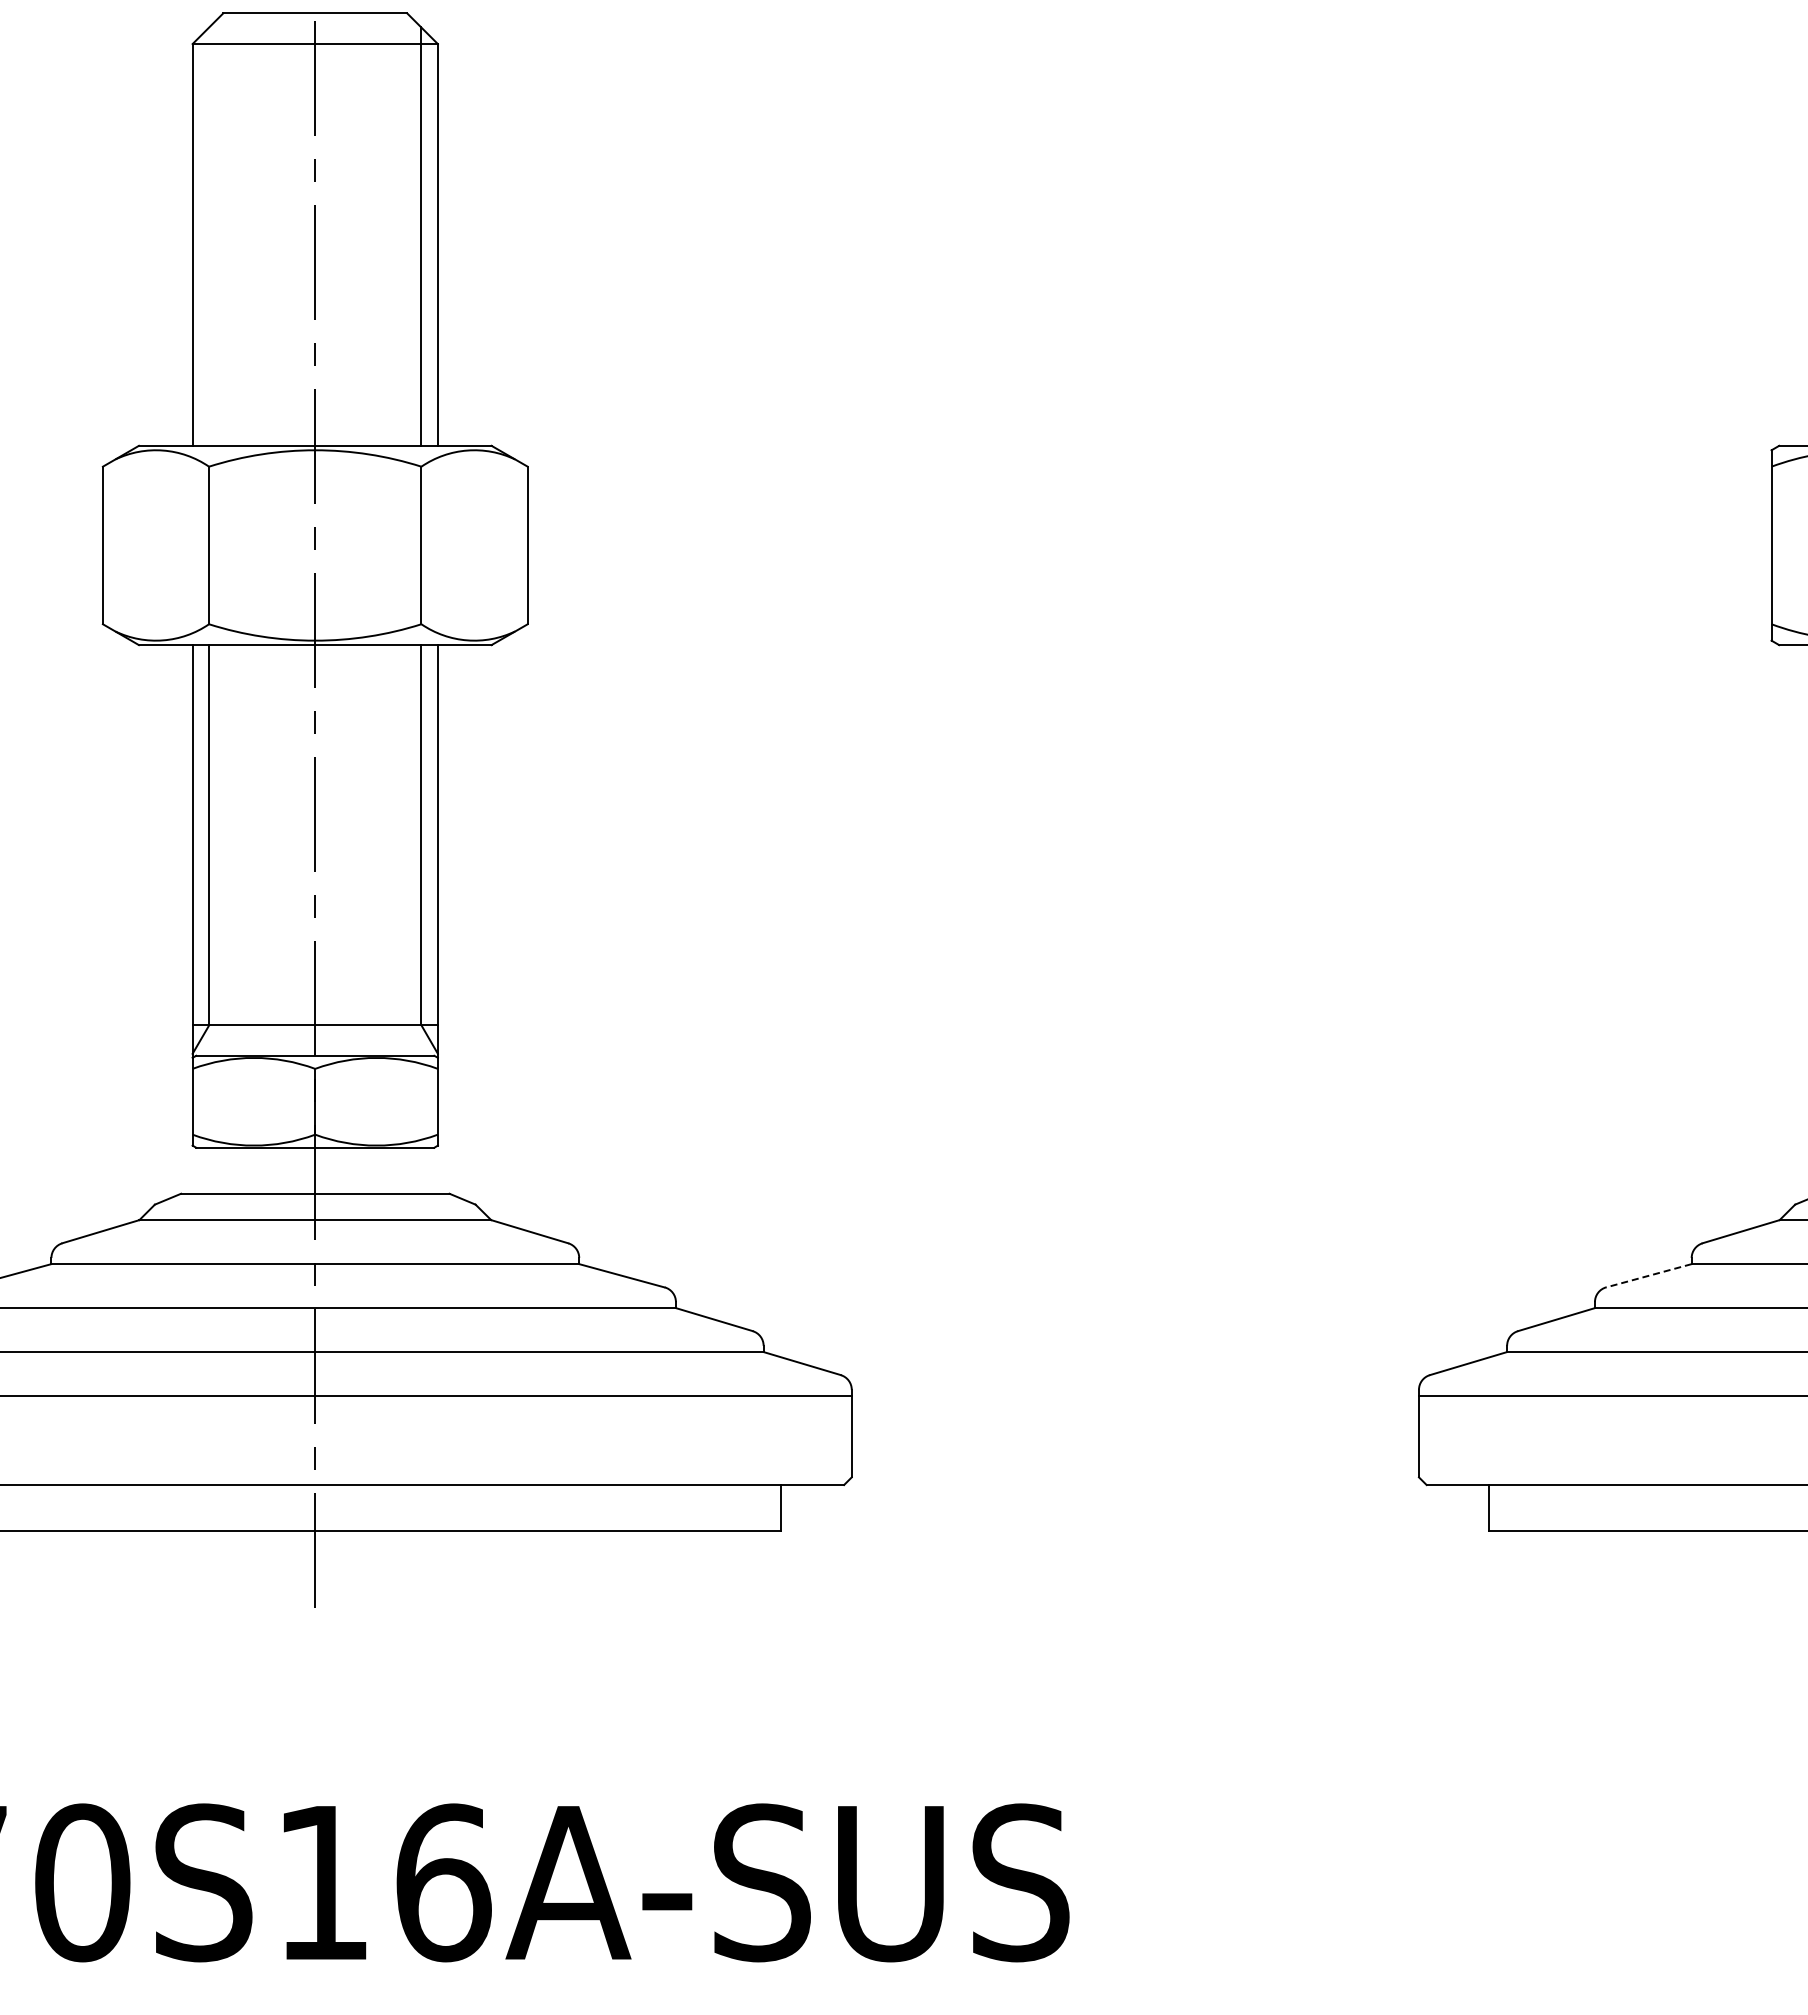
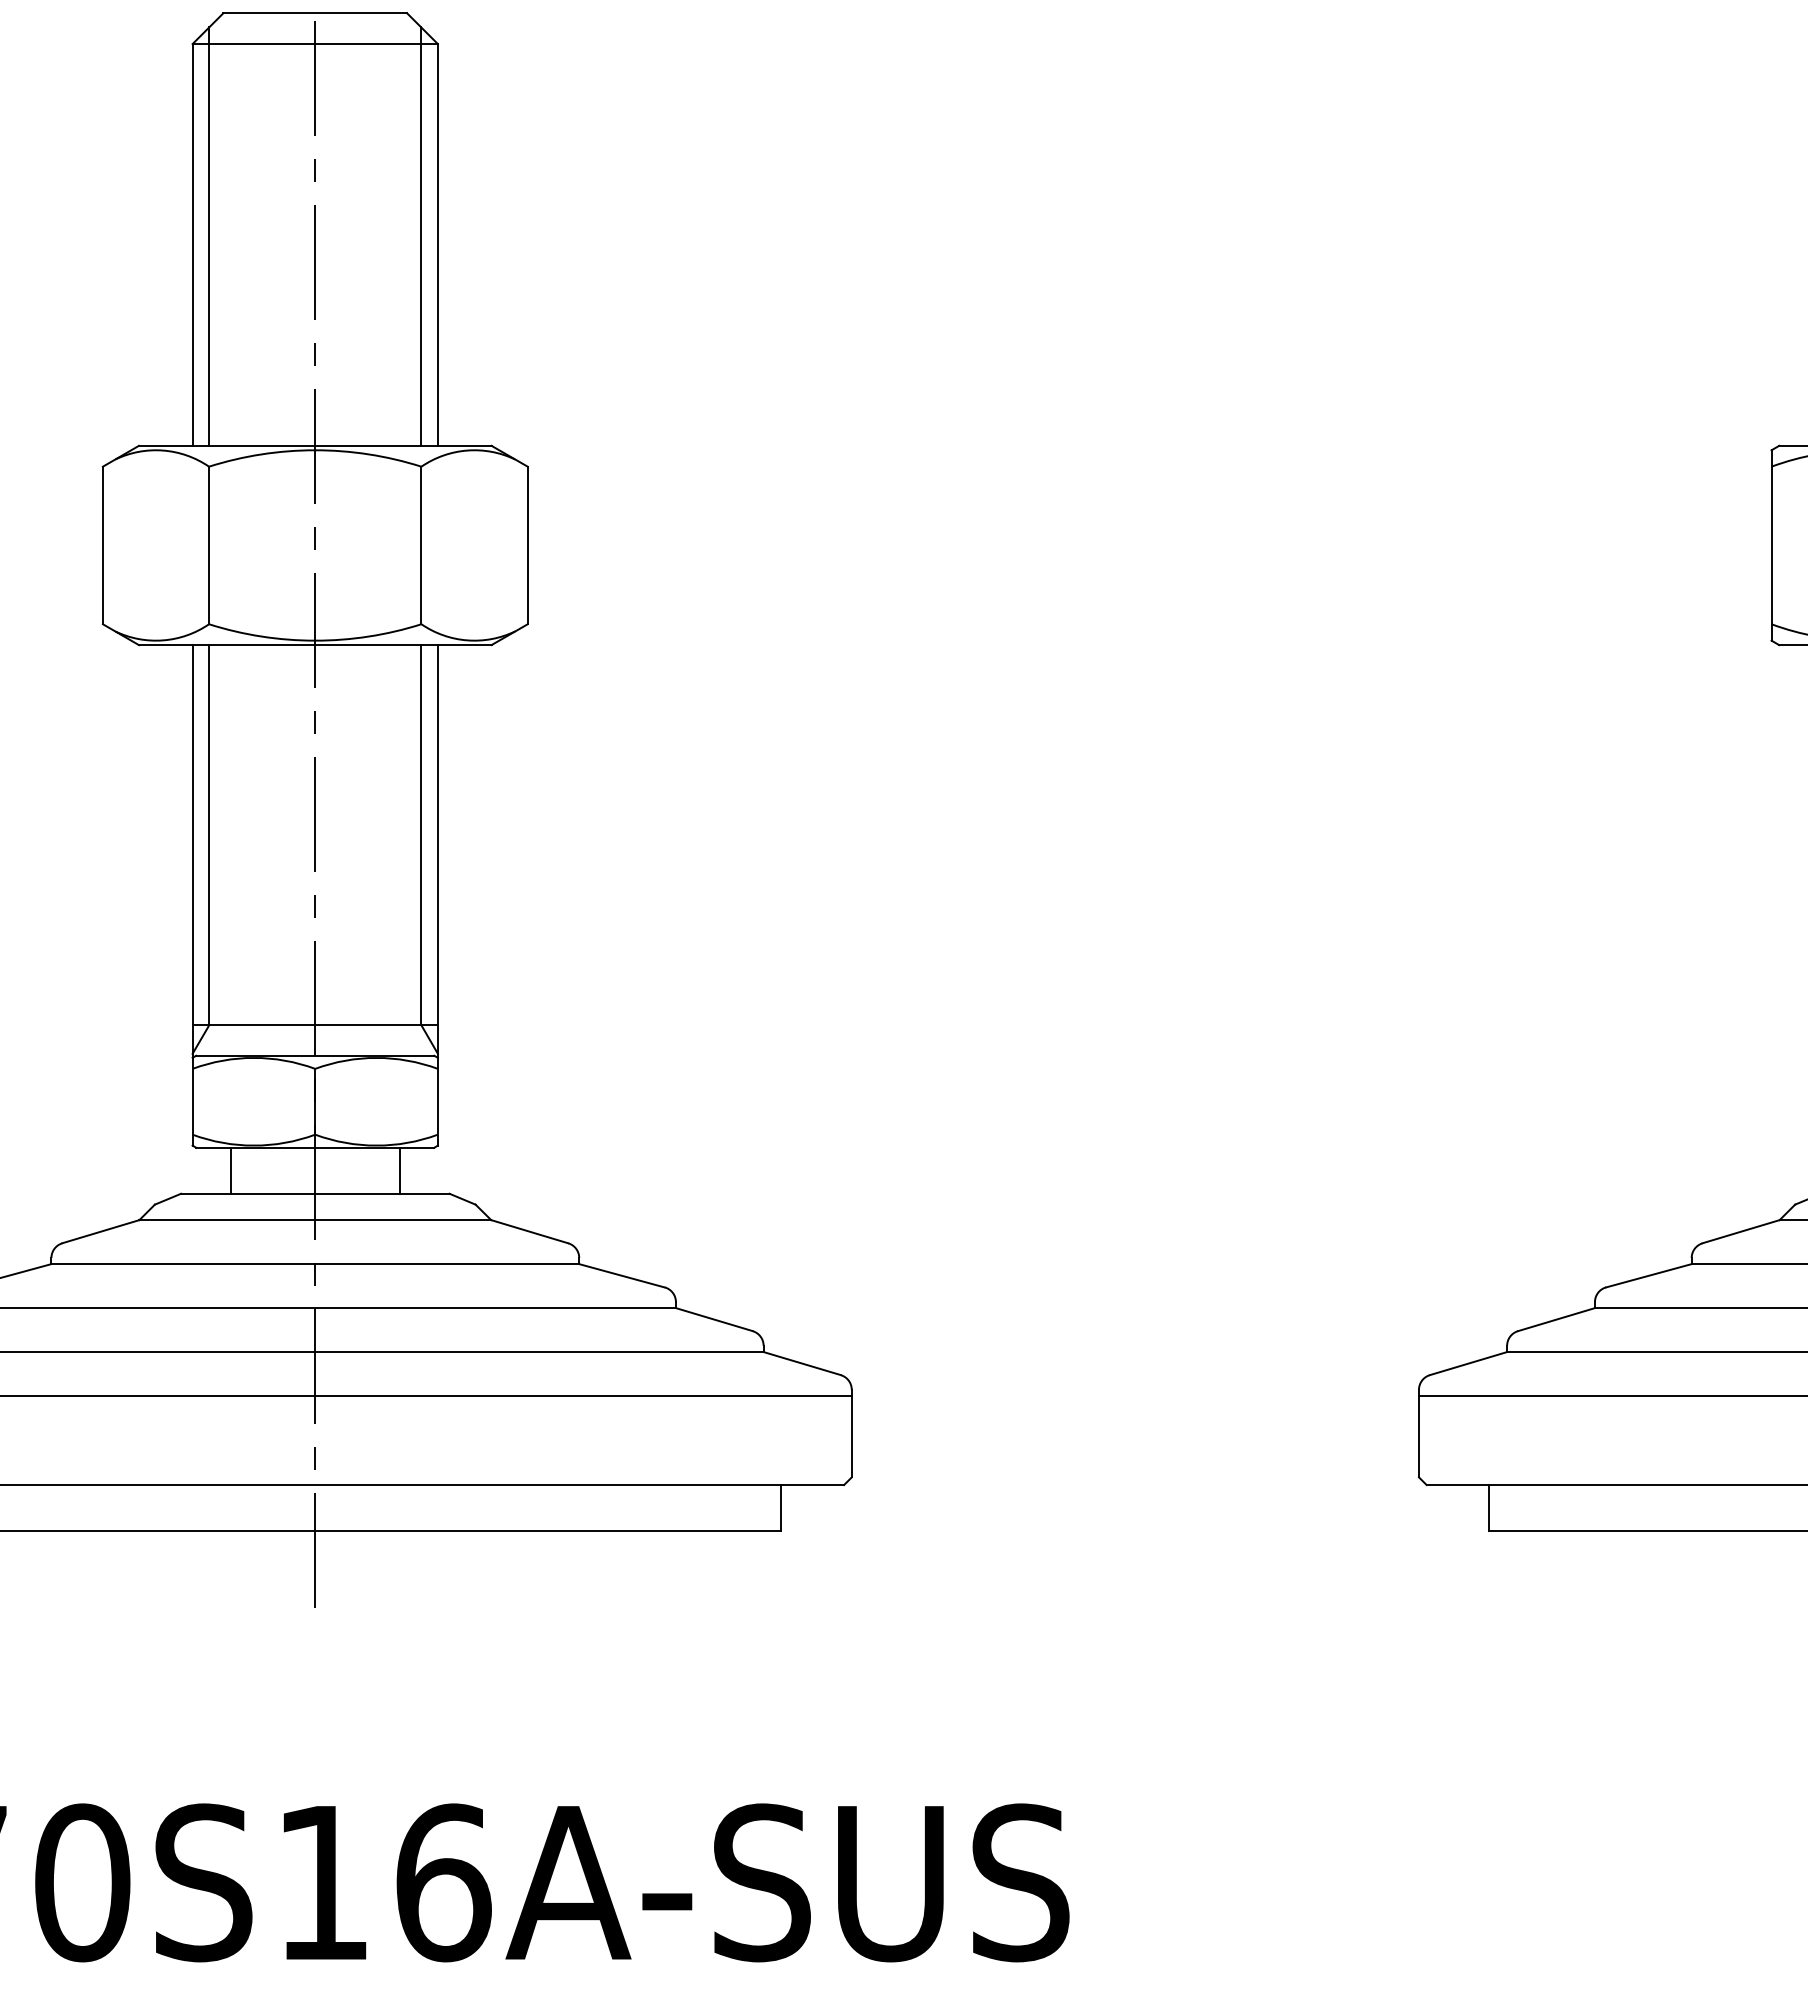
line: none -> present (209, 236)
line: none -> present (230, 1170)
line: none -> present (399, 1170)
line: dashed -> solid (1648, 1275)
